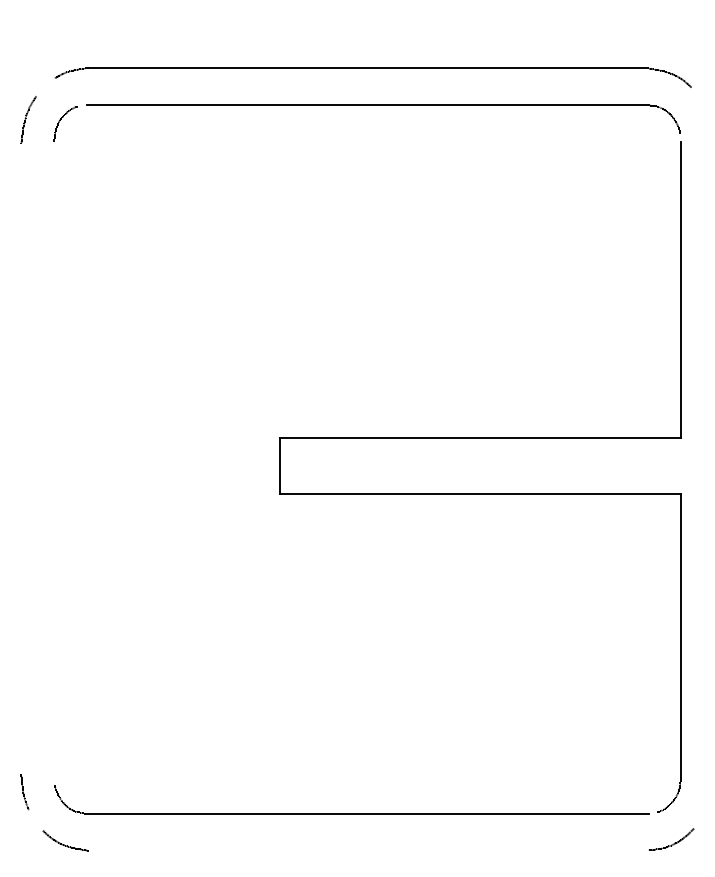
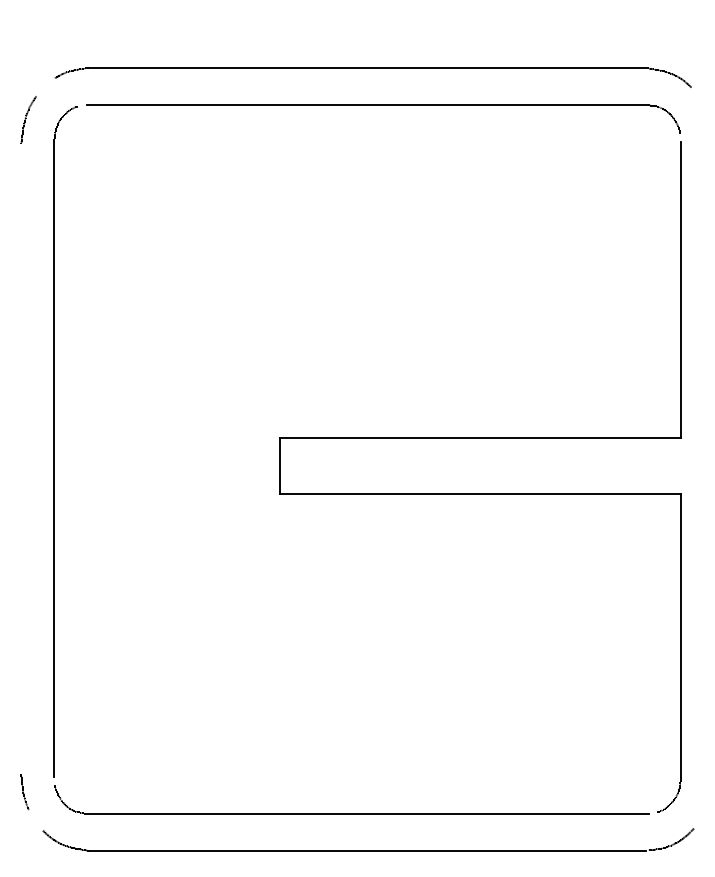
line: none -> present (54, 459)
line: none -> present (367, 850)
